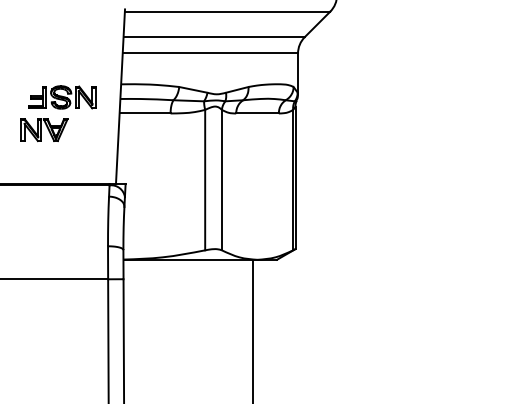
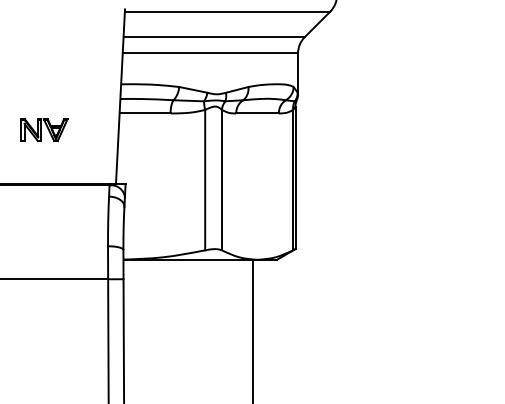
part: present -> none (62, 97)
